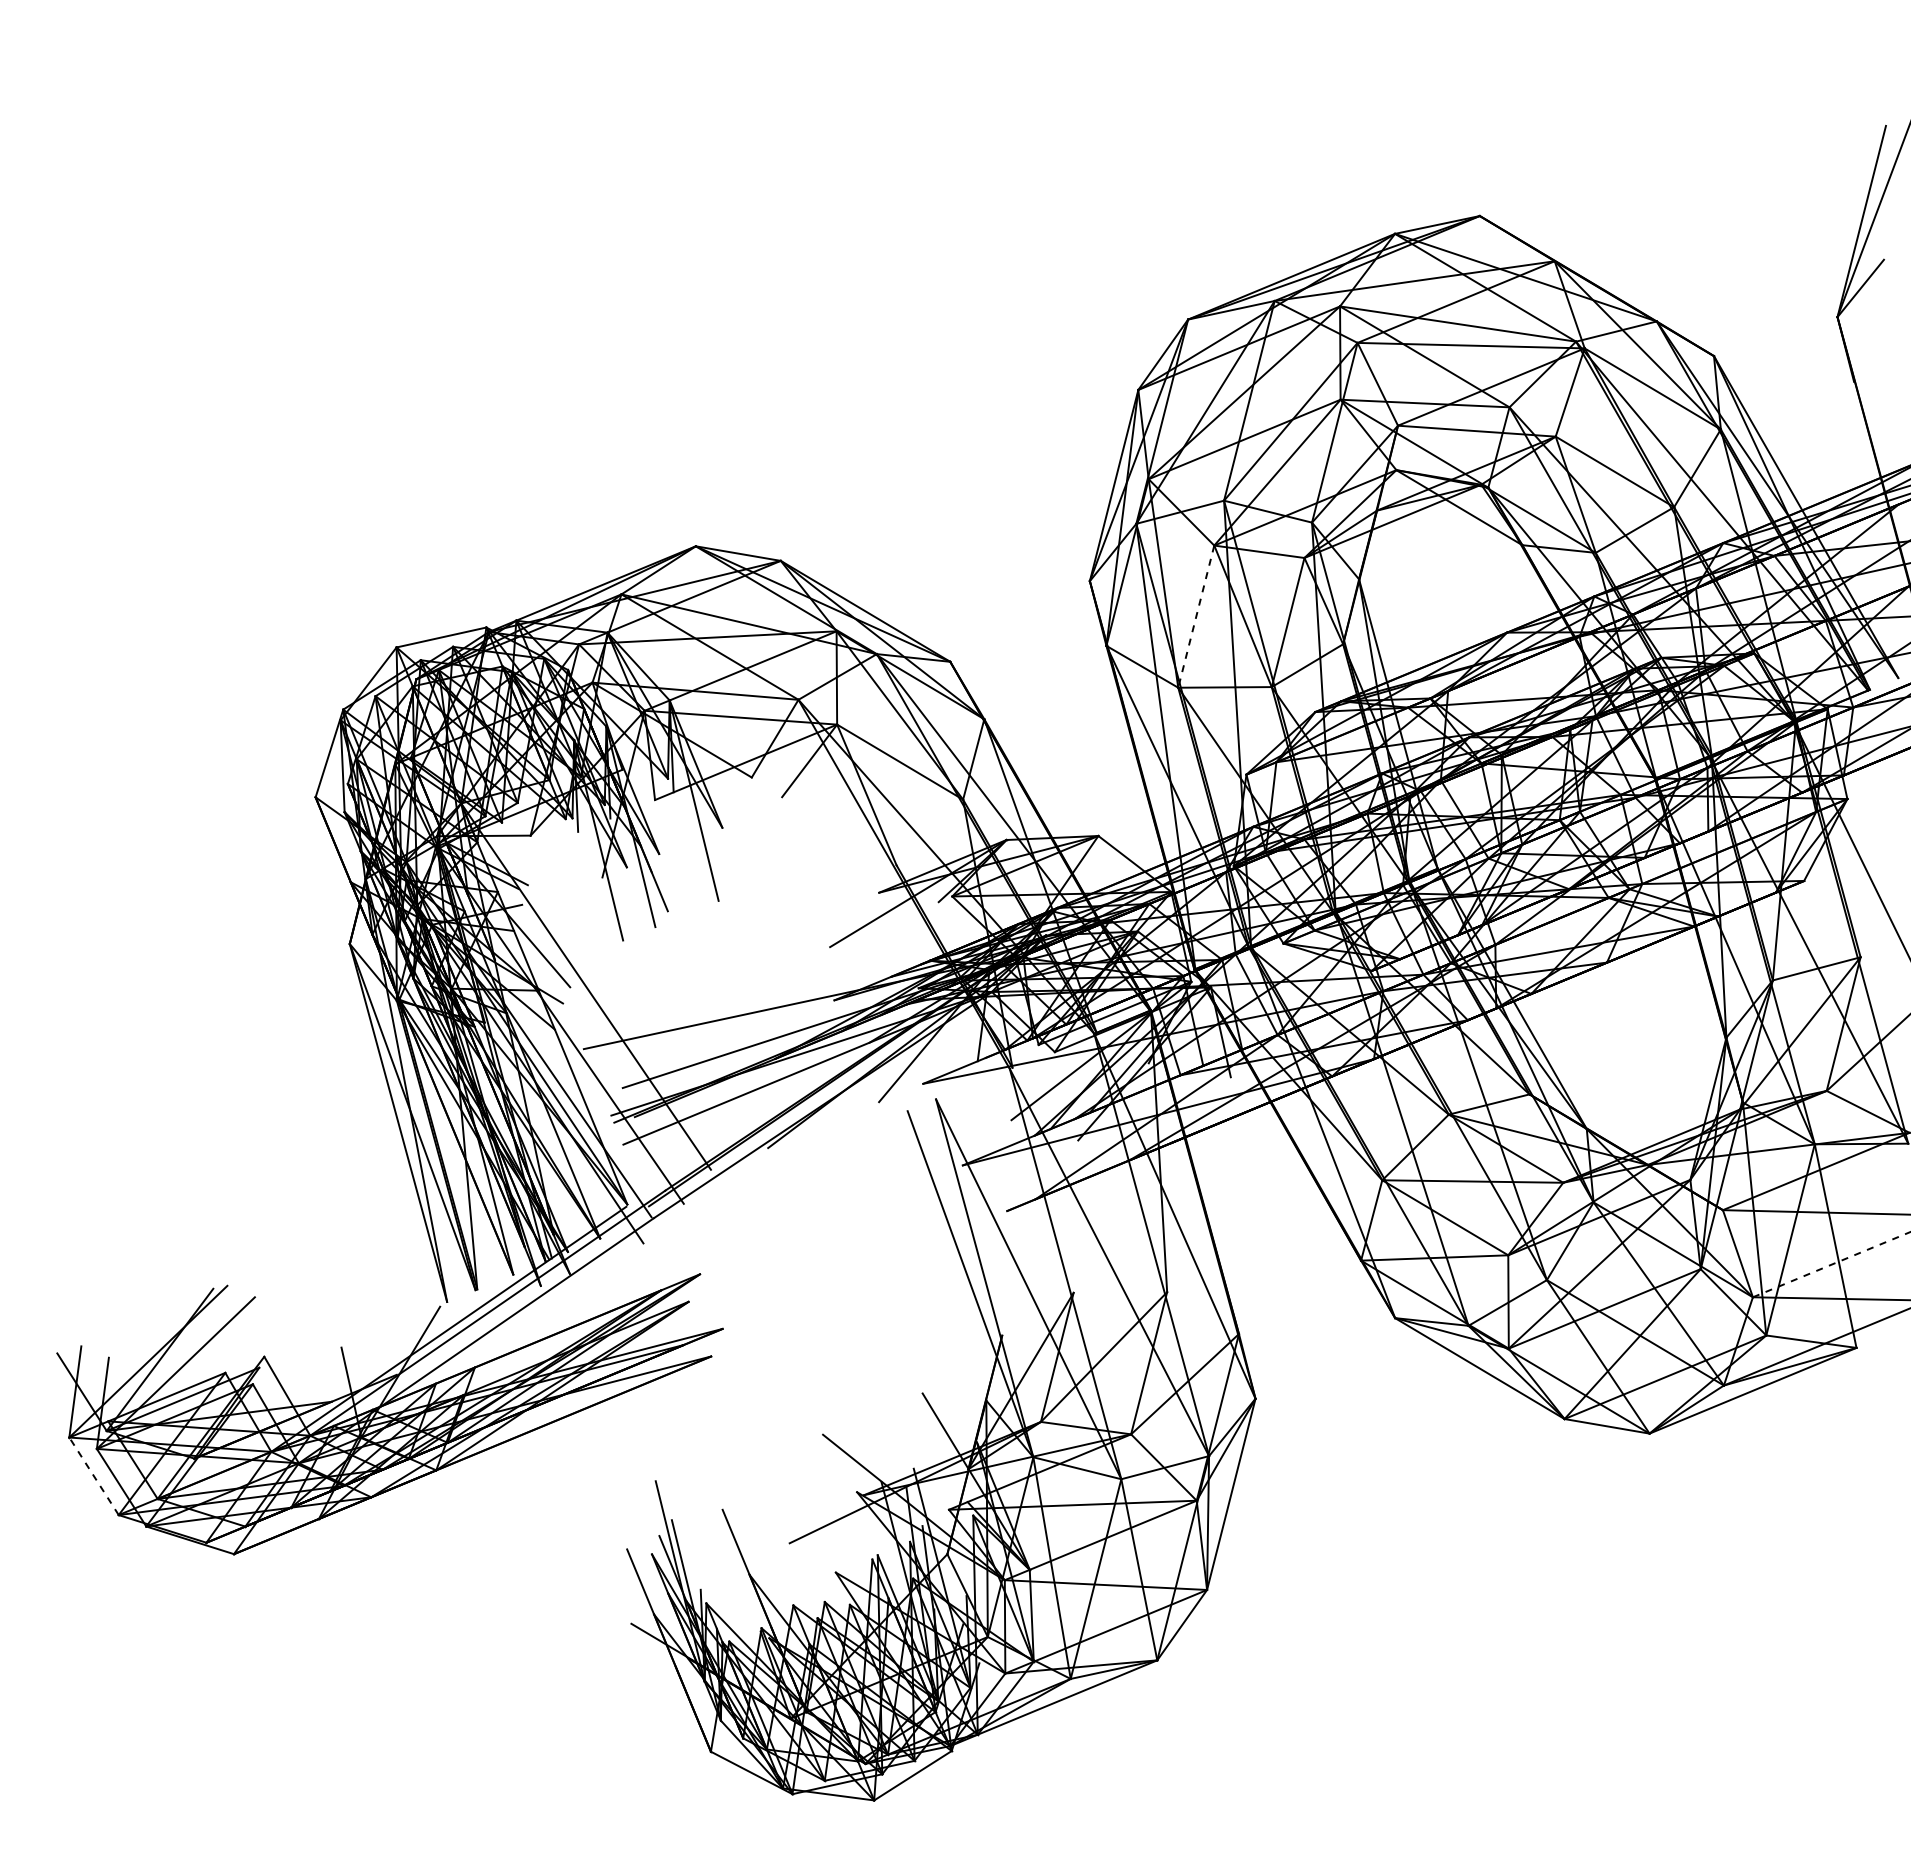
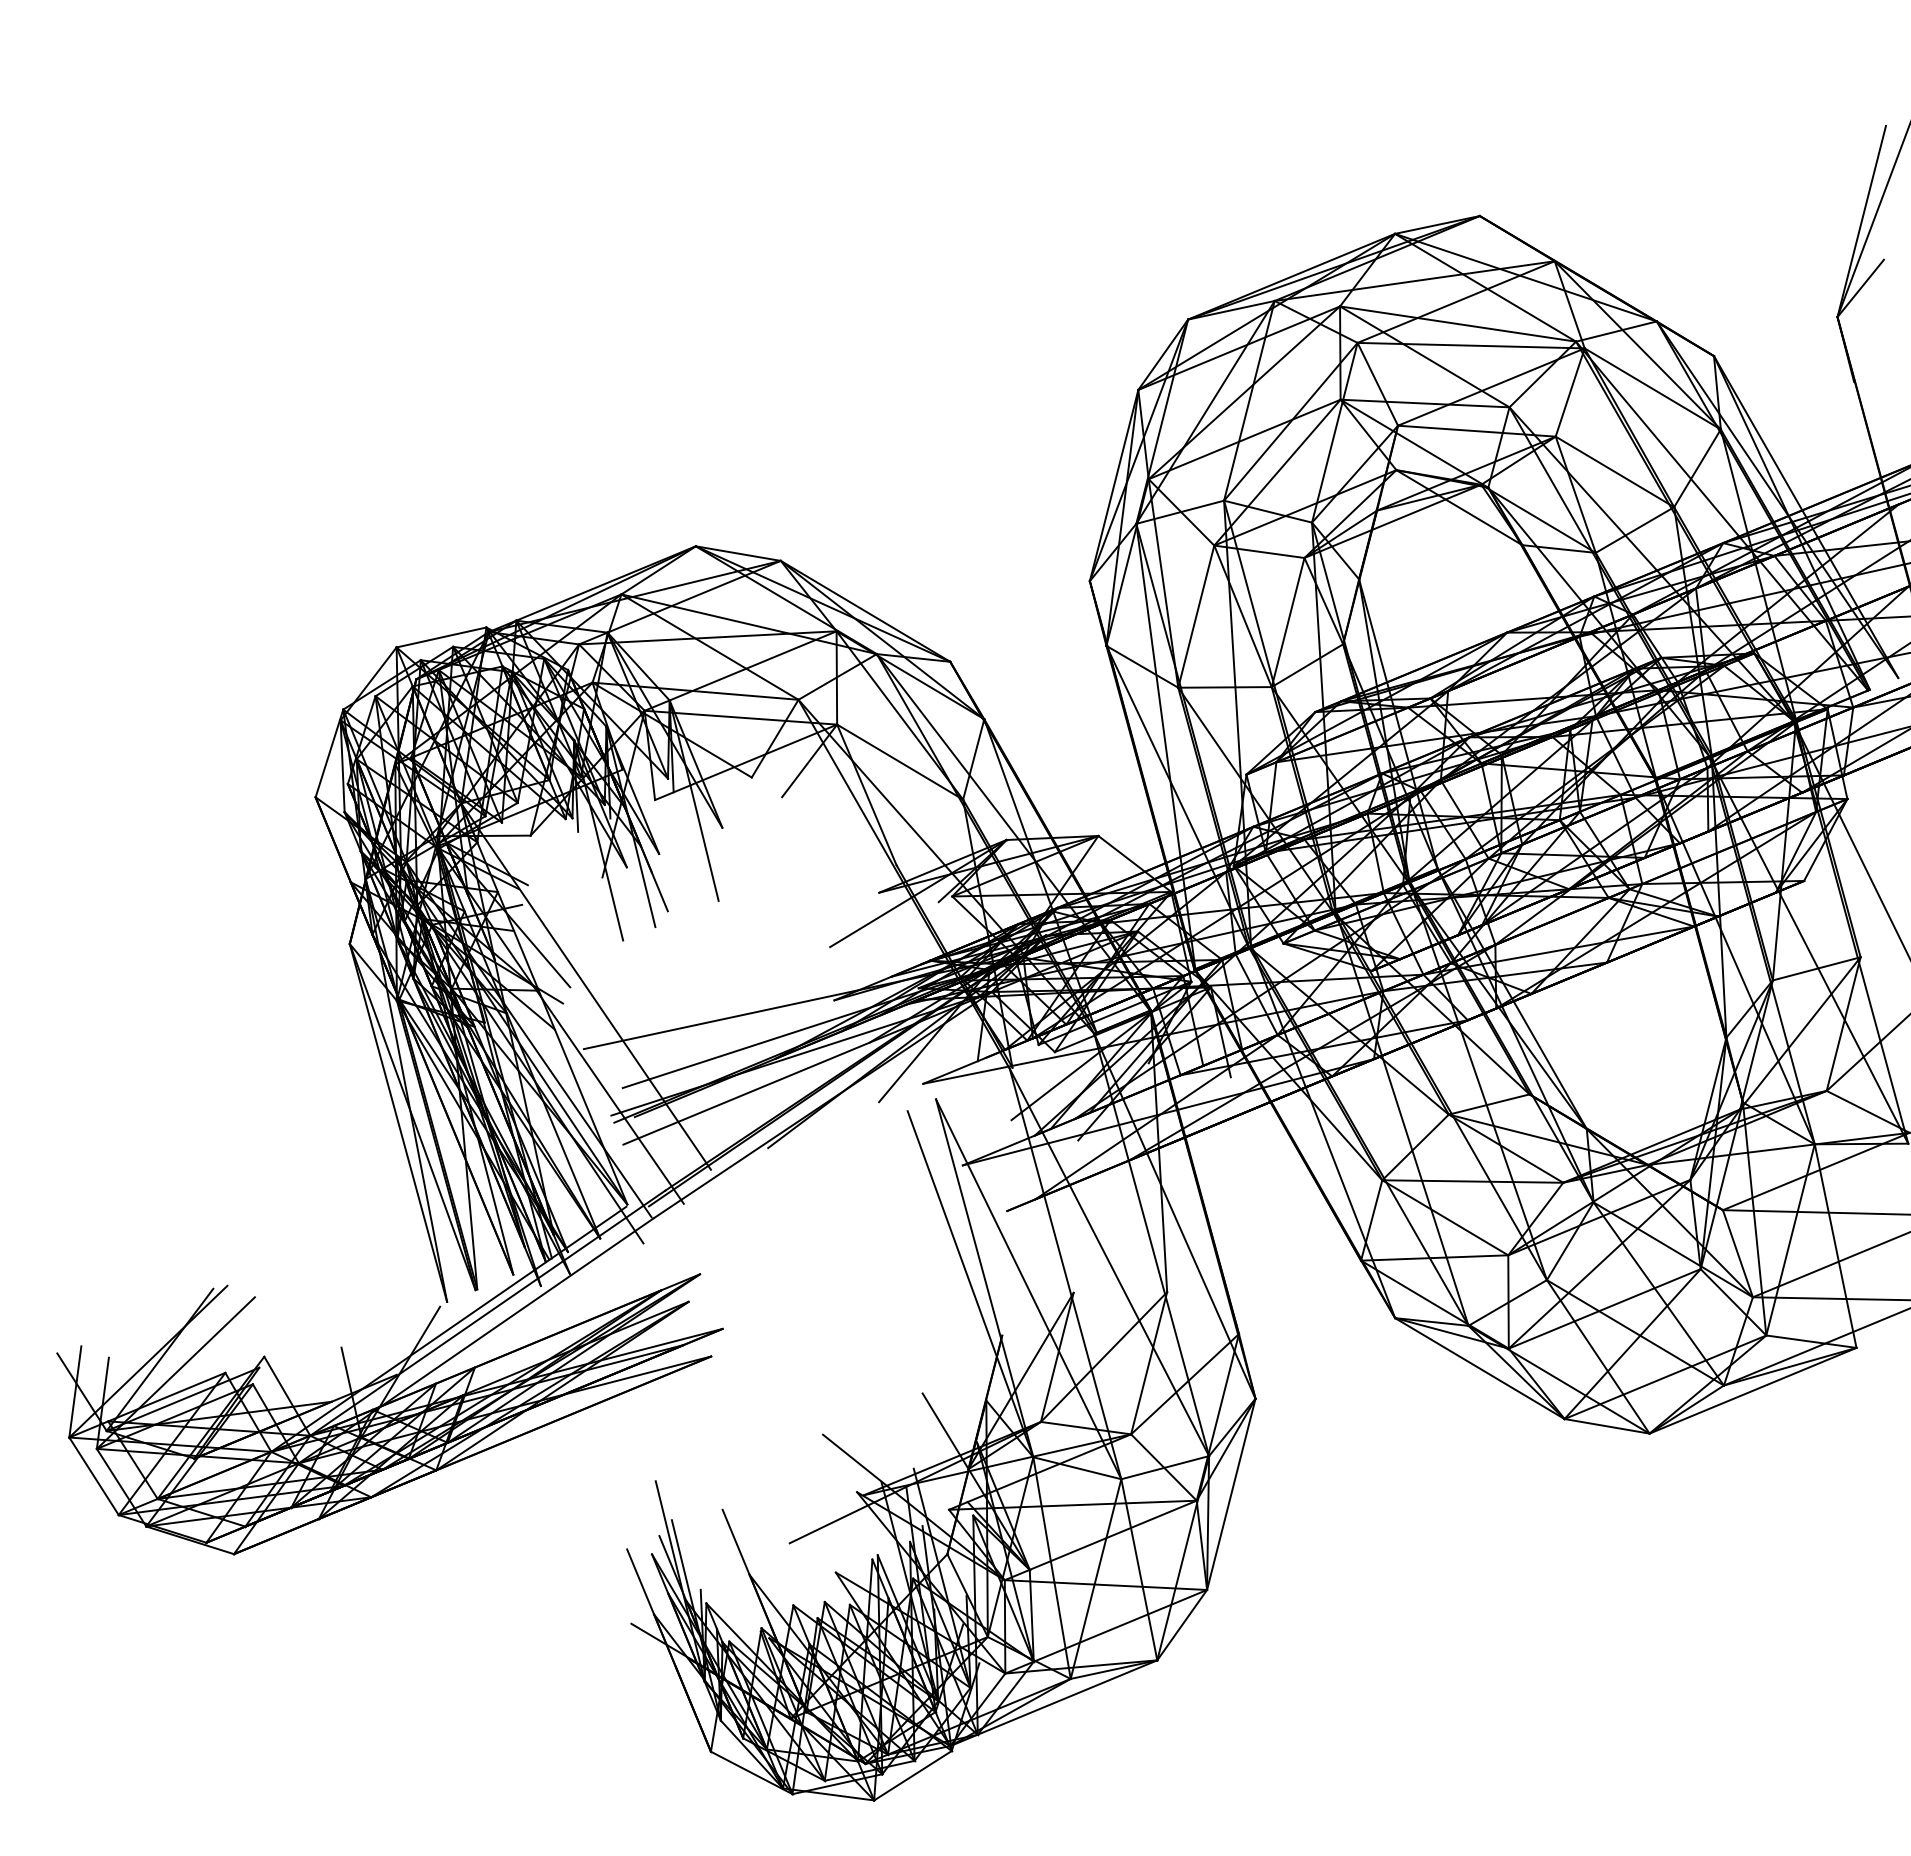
line: dashed -> solid (1196, 617)
line: dashed -> solid (1832, 1264)
line: dashed -> solid (94, 1476)
